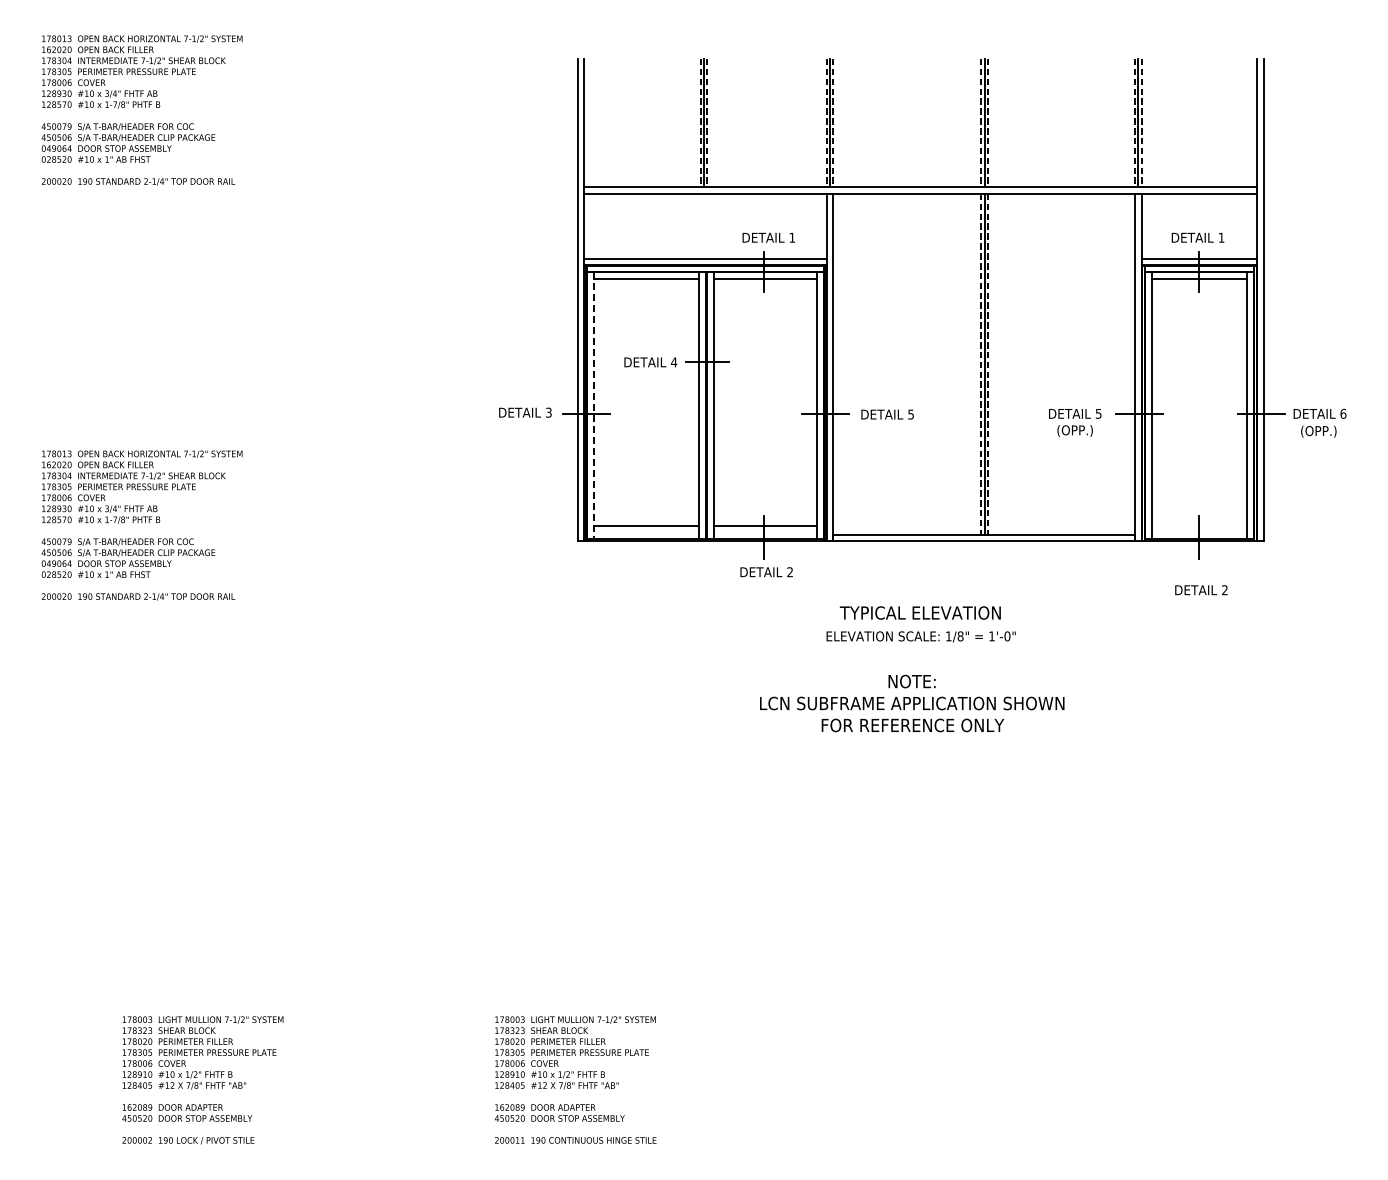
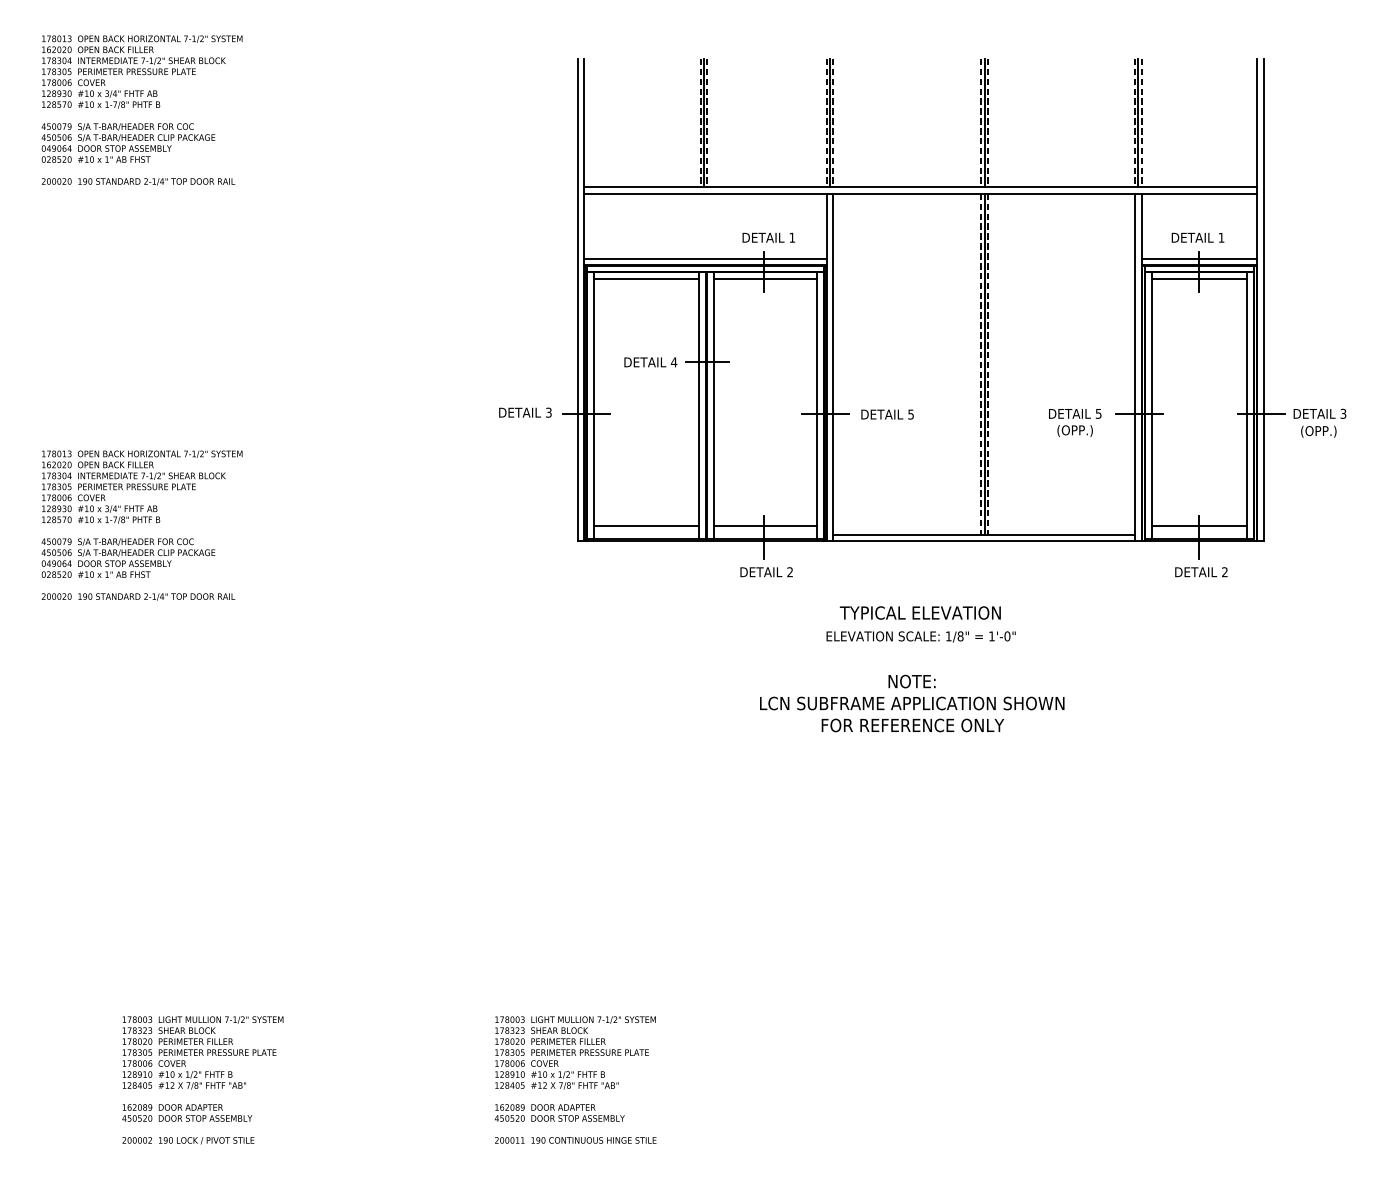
line: dashed -> solid (594, 405)
text: 6 -> 3 (1343, 413)
line: none -> present (1198, 526)
text position: (1201, 590) -> (1201, 572) (1201, 572)
